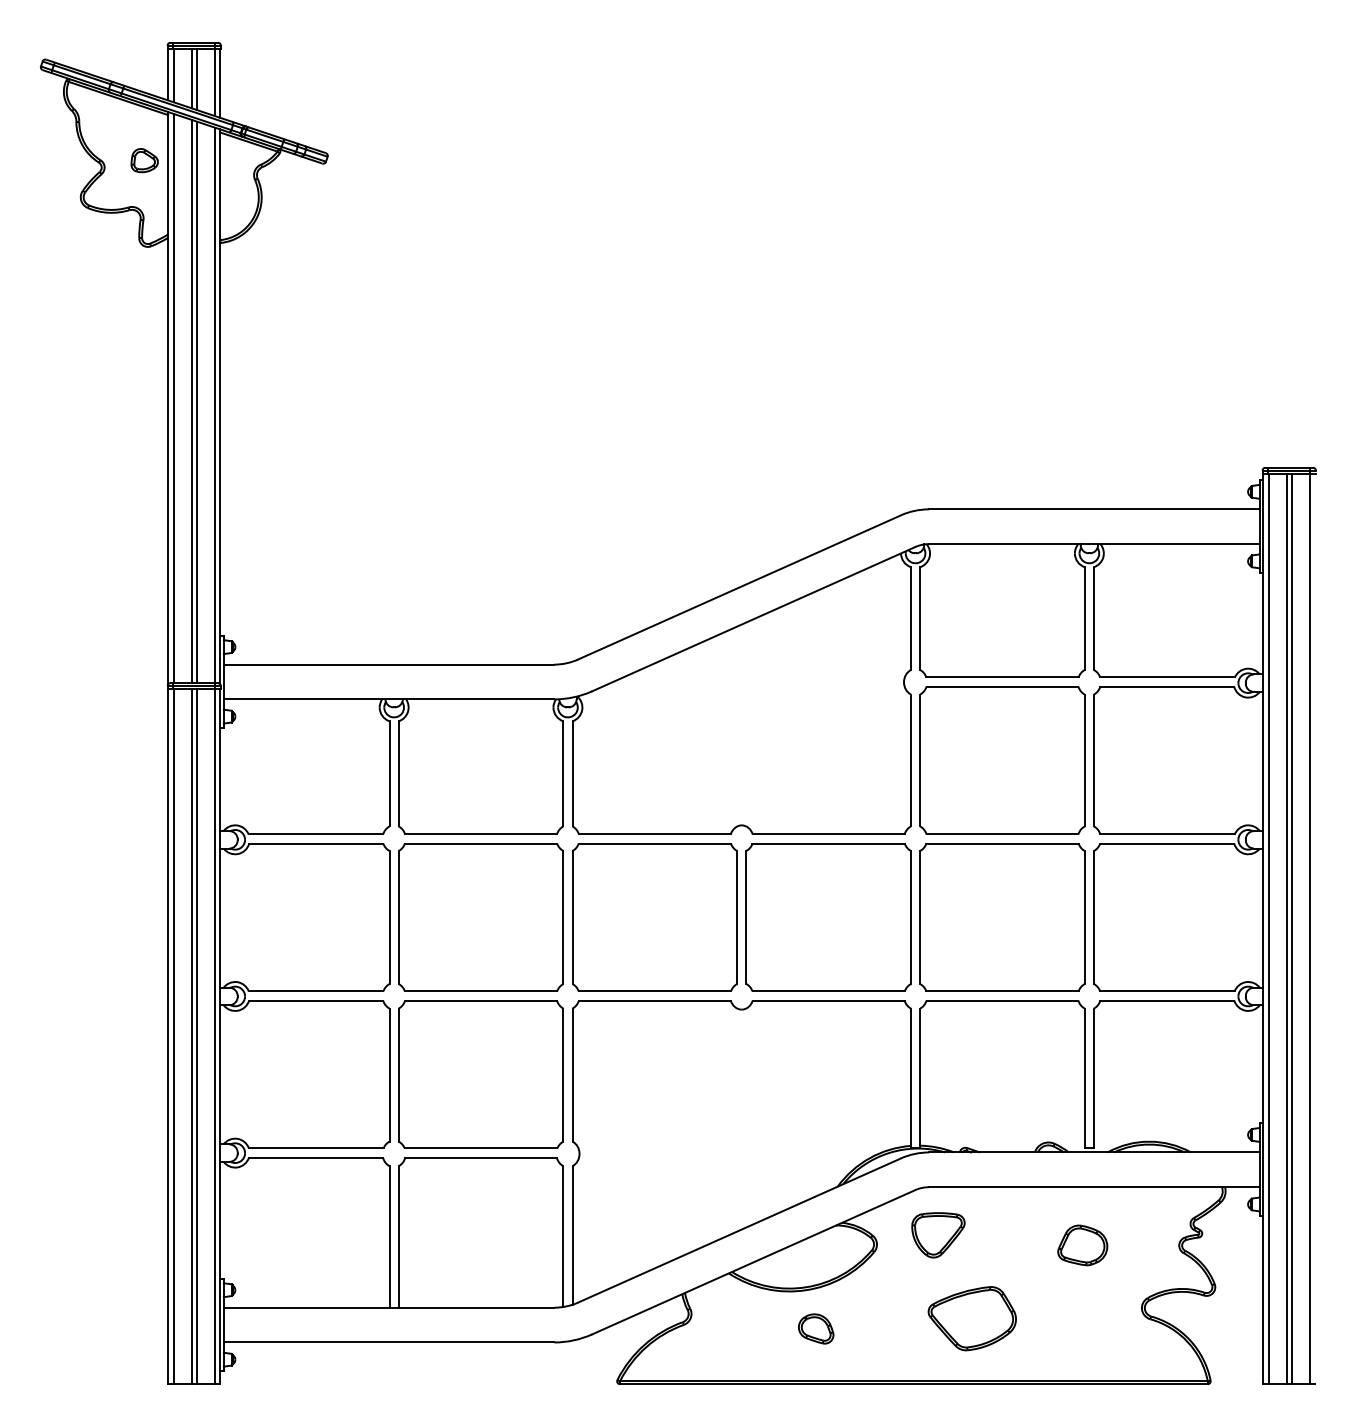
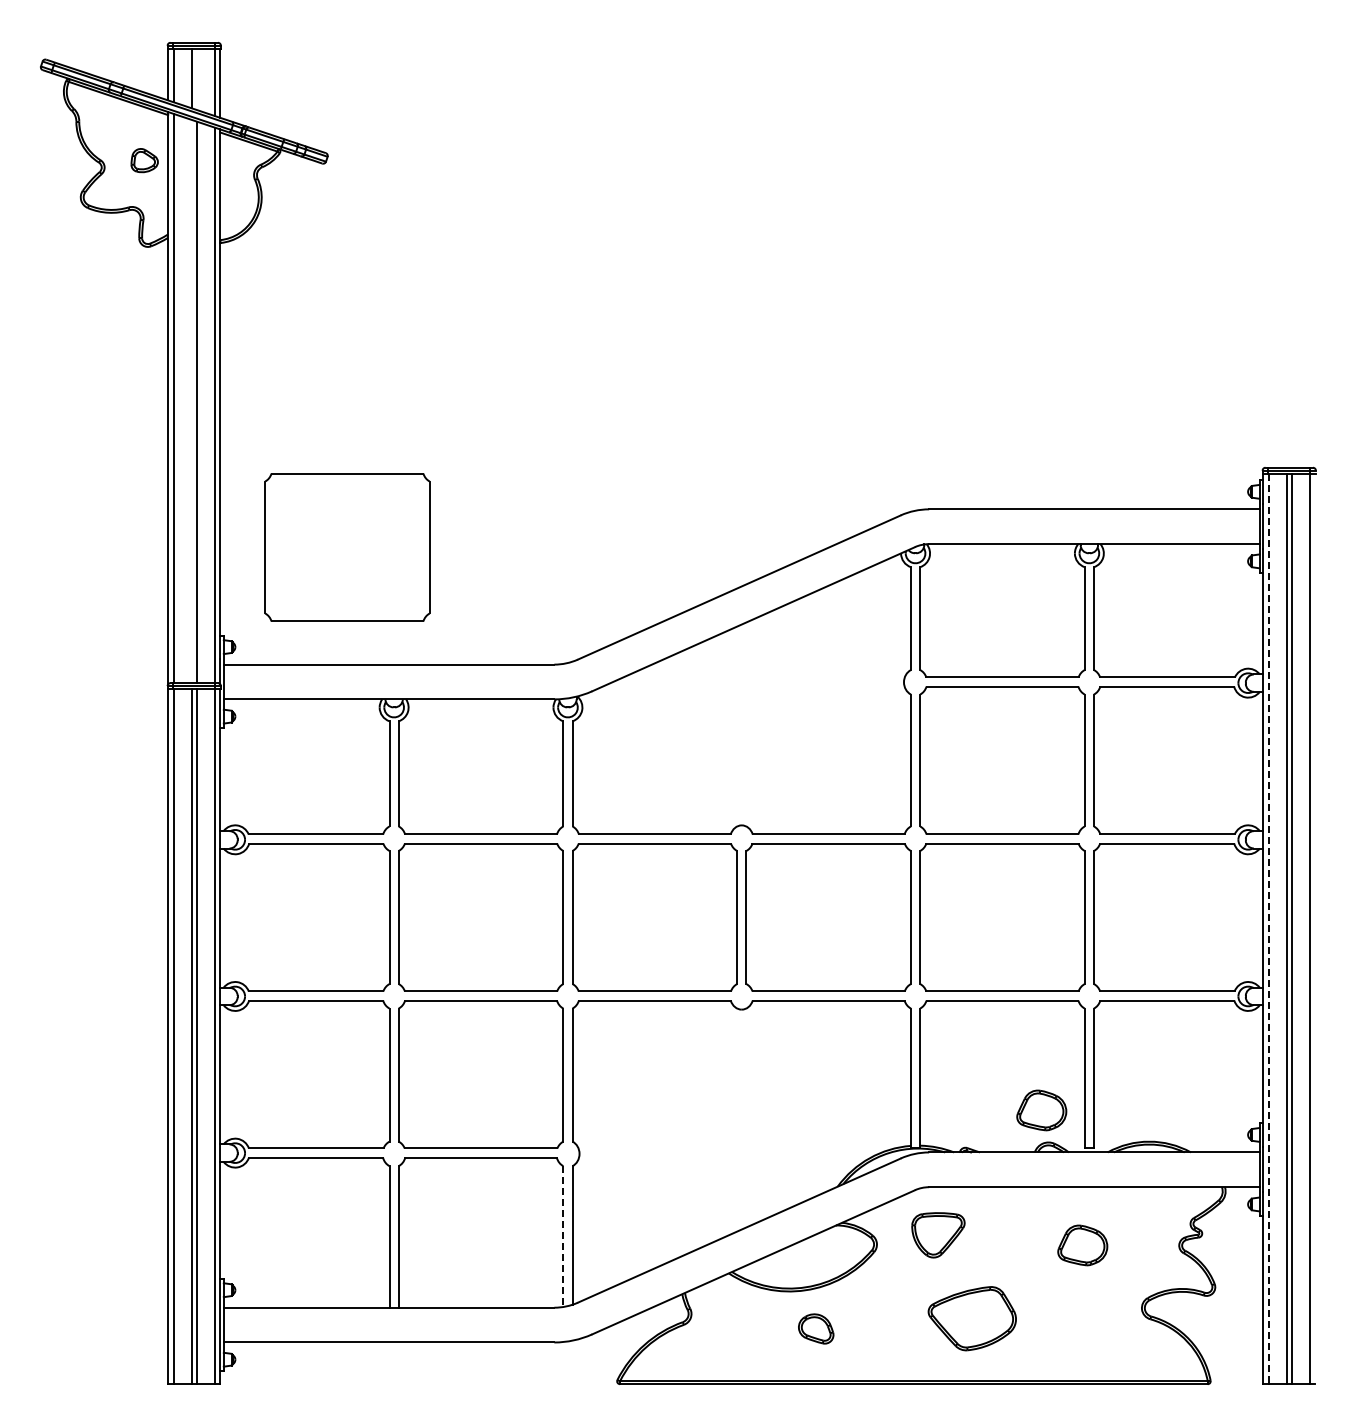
line: present -> none (196, 78)
line: present -> none (191, 401)
part: none -> present (347, 547)
line: solid -> dashed (1268, 929)
part: none -> present (1041, 1110)
line: solid -> dashed (563, 1237)
